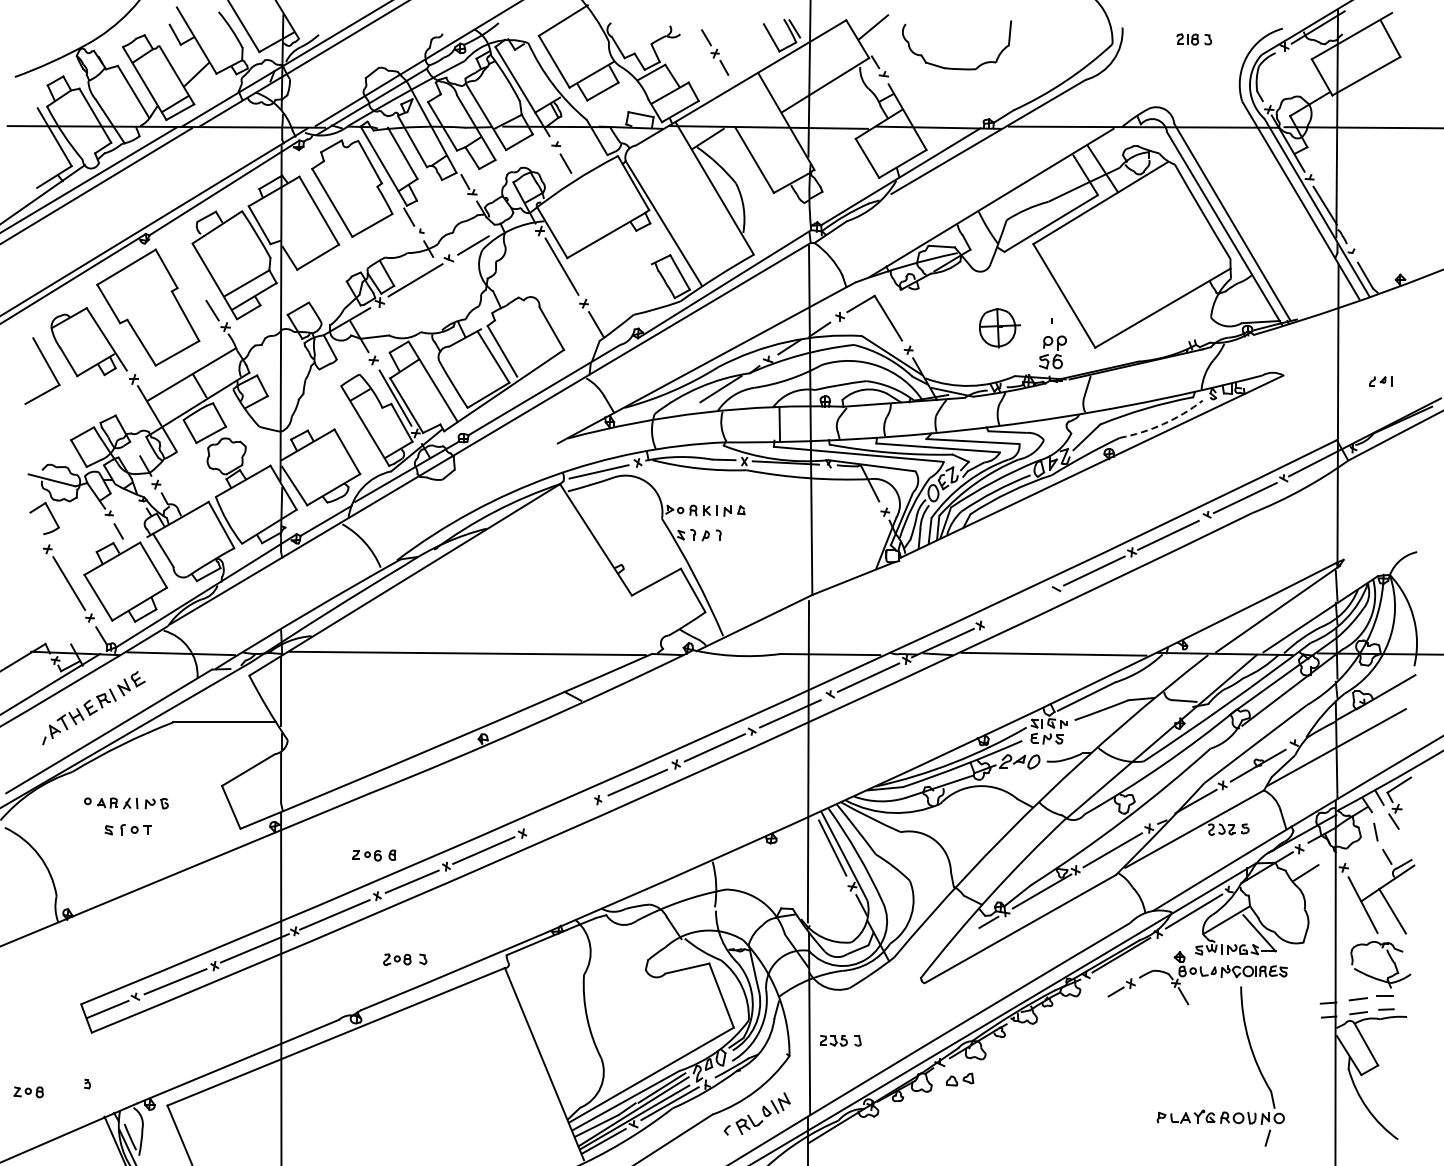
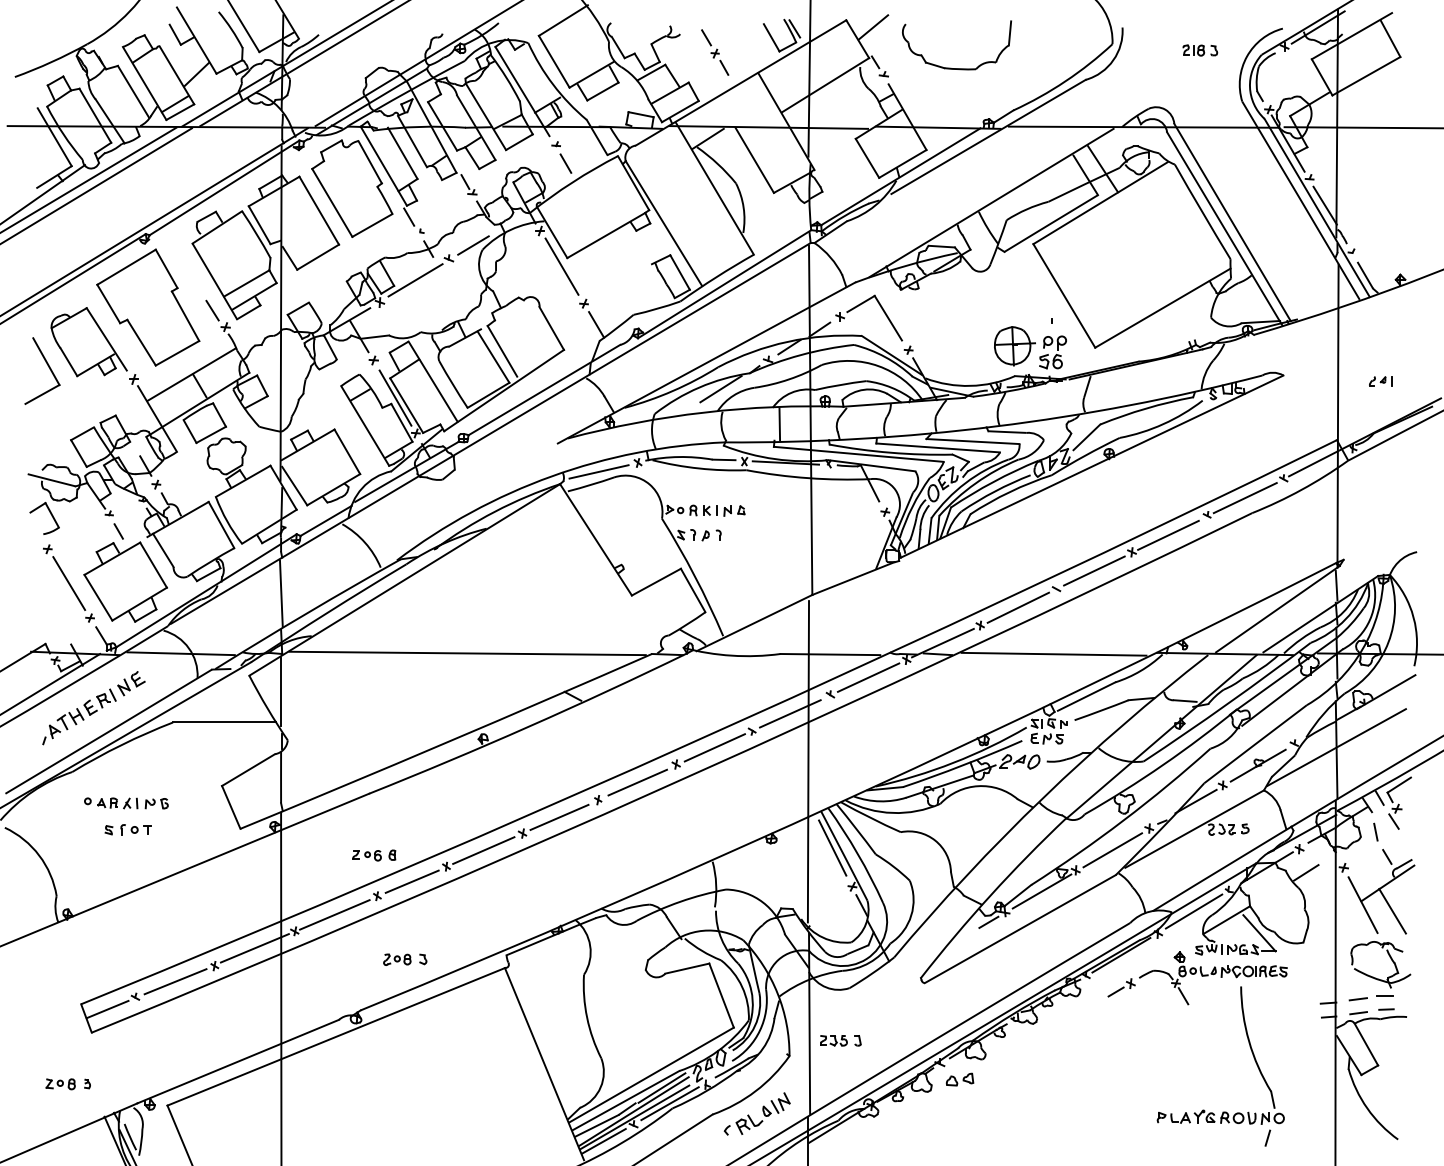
part position: (1194, 39) -> (1200, 50) (1200, 50)
part position: (999, 328) -> (1014, 346) (1014, 346)
arc: dashed -> solid (1163, 424)
line: none -> present (280, 593)
line: none -> present (1018, 607)
line: none -> present (559, 816)
part position: (28, 1092) -> (60, 1084) (60, 1084)
